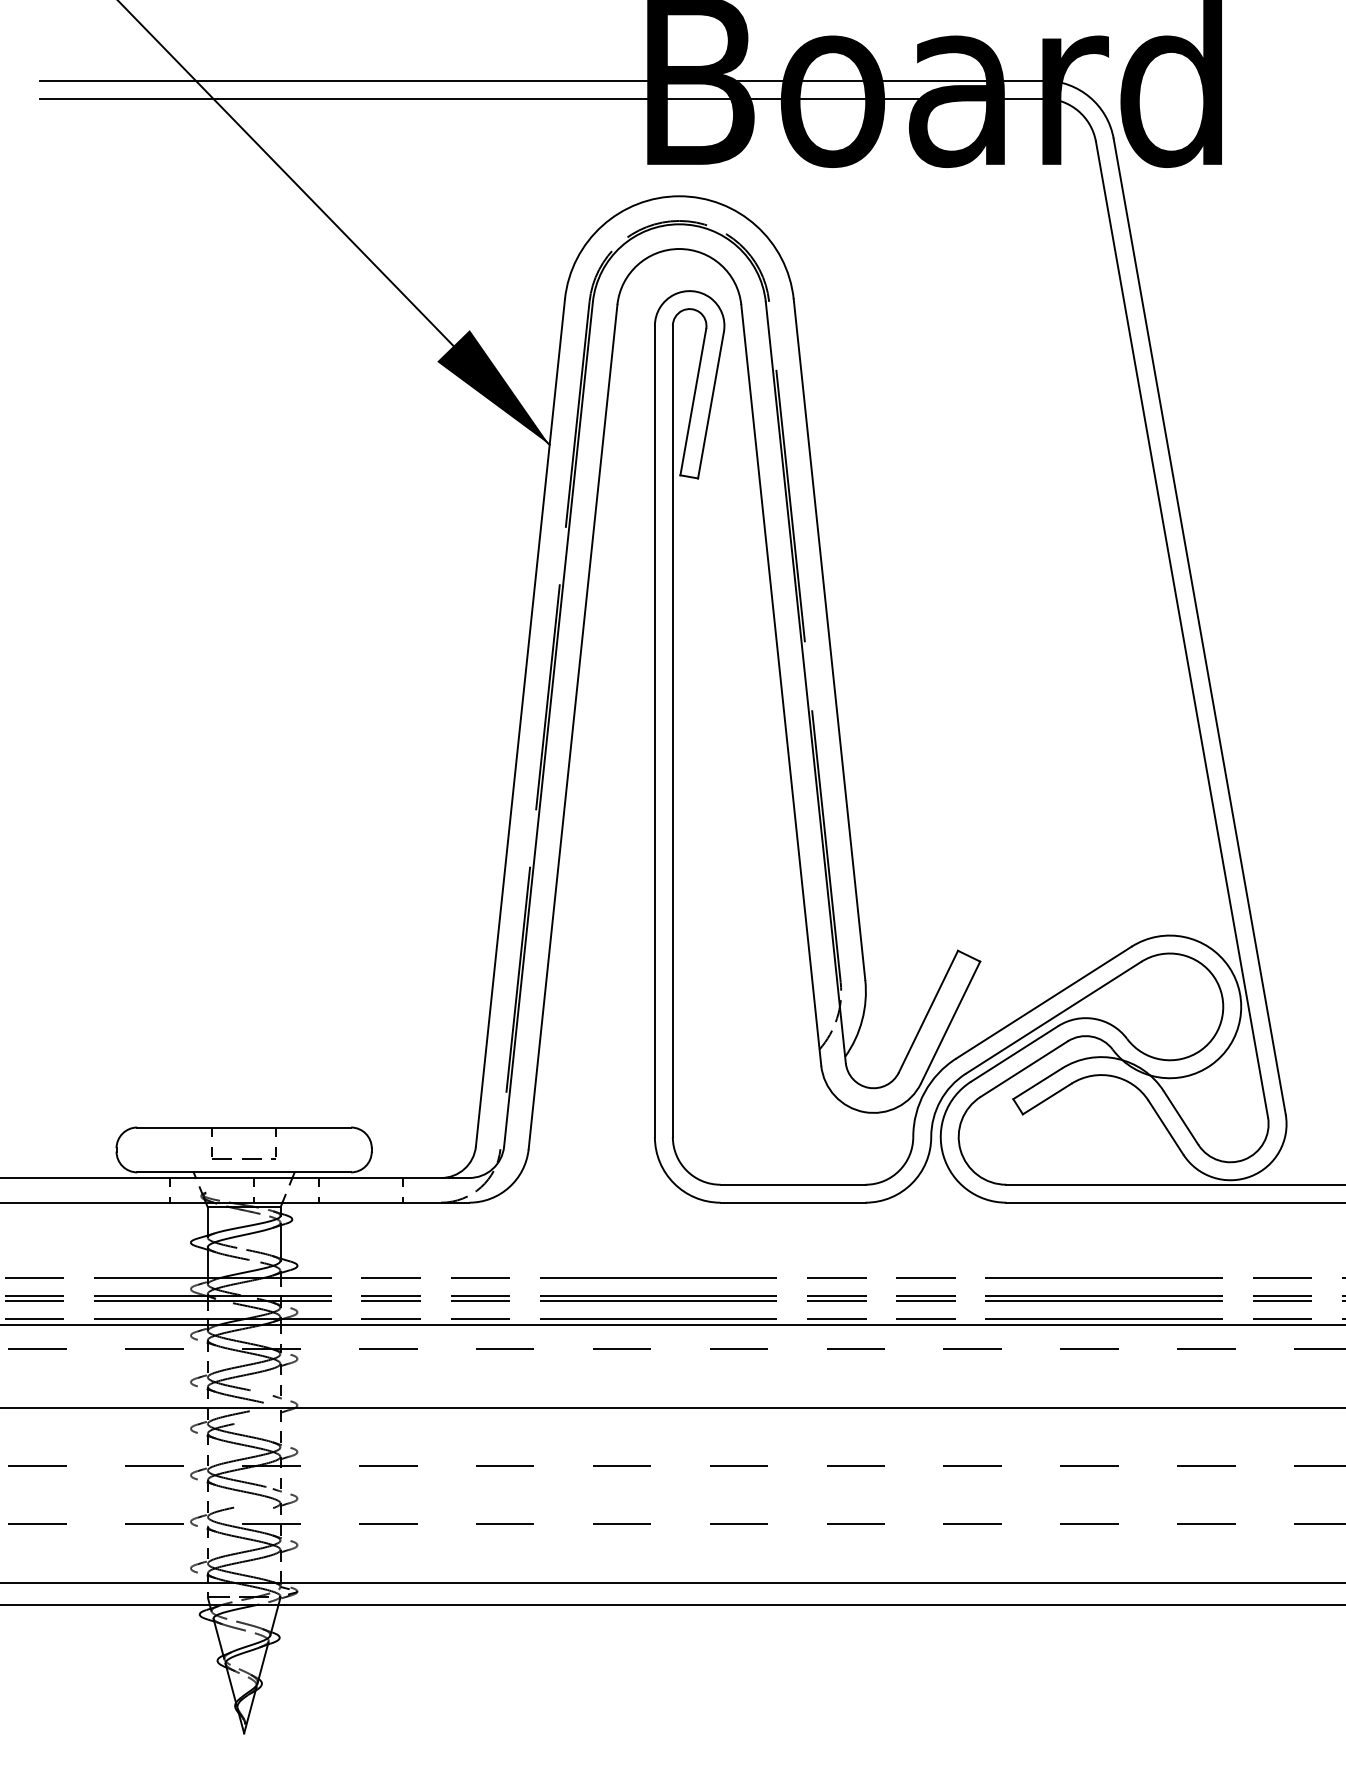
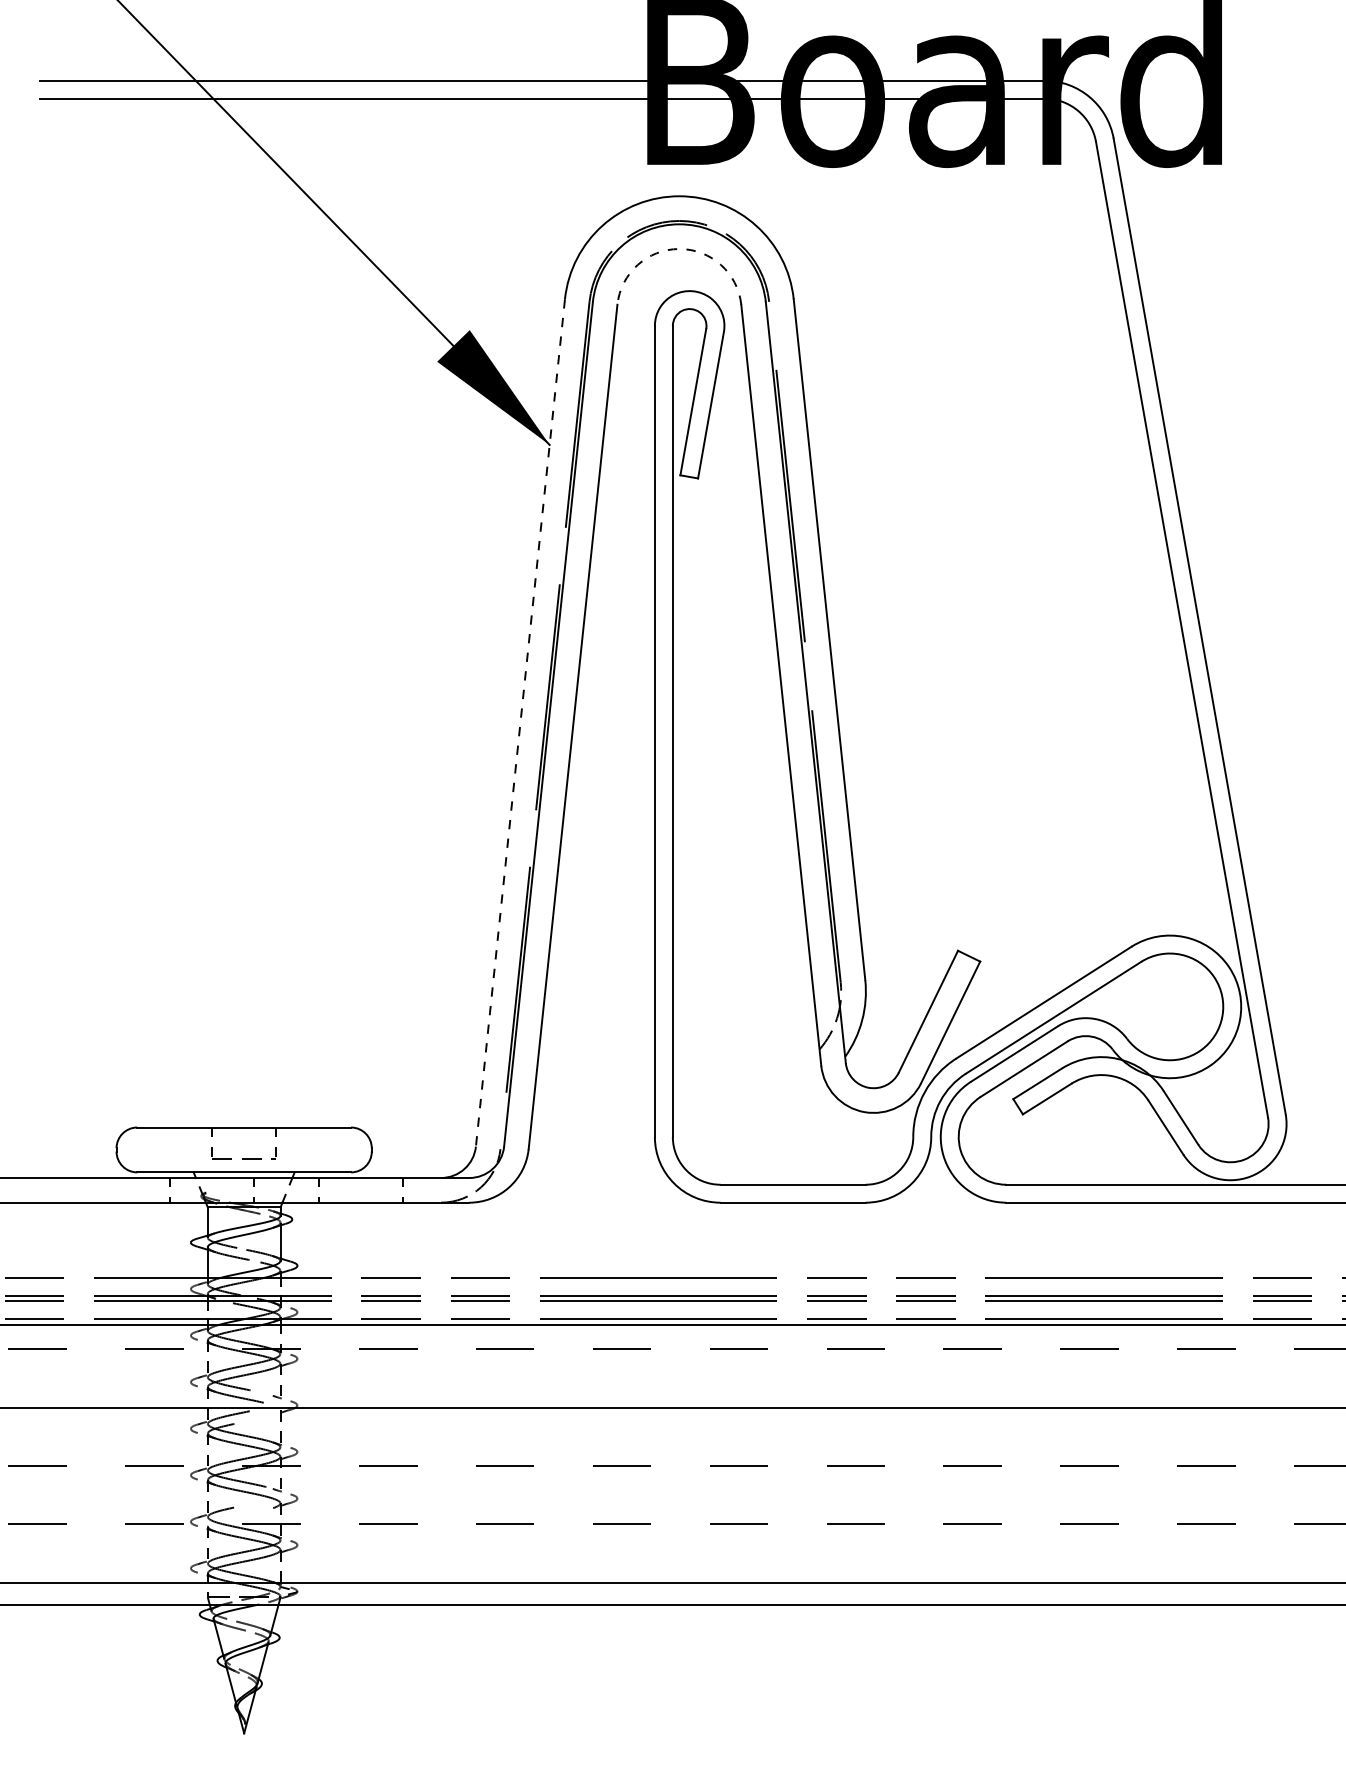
arc: solid -> dashed (679, 249)
line: solid -> dashed (520, 723)
